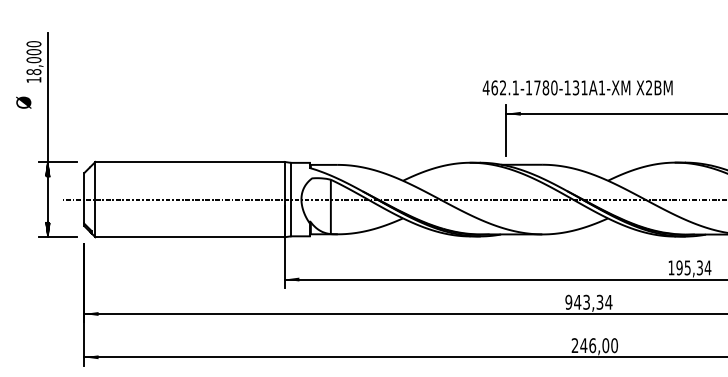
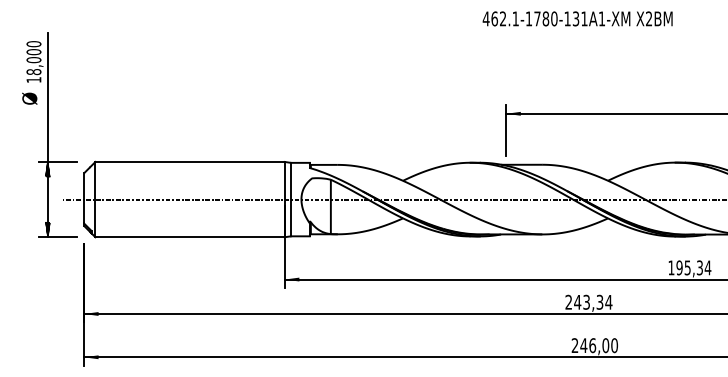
text position: (577, 87) -> (577, 18) (577, 18)
text position: (23, 102) -> (29, 98) (29, 98)
text: 943,34 -> 243,34 (568, 302)
